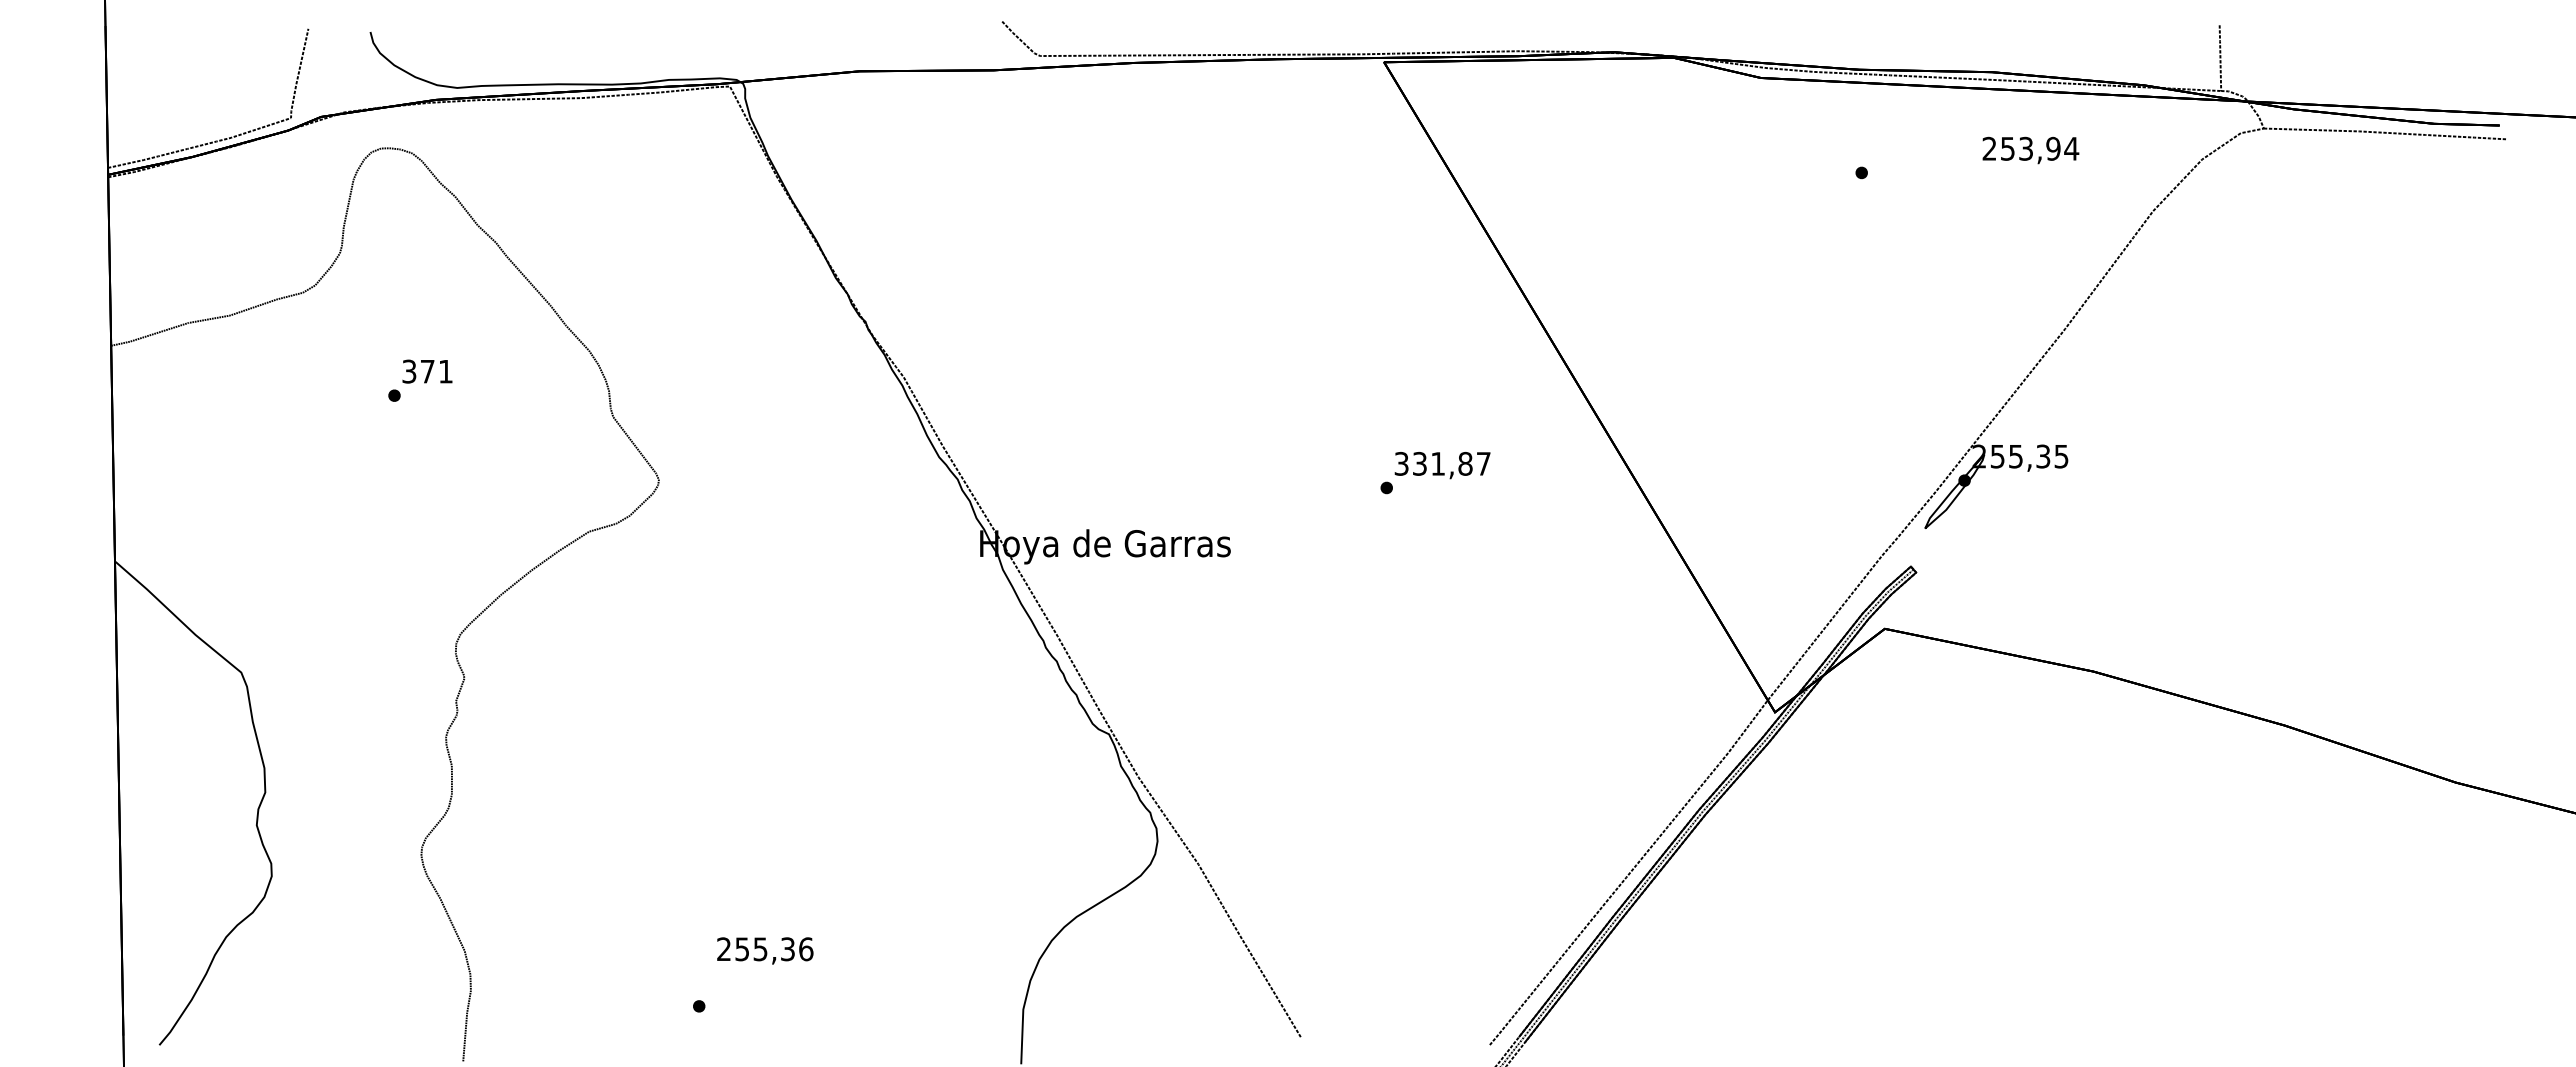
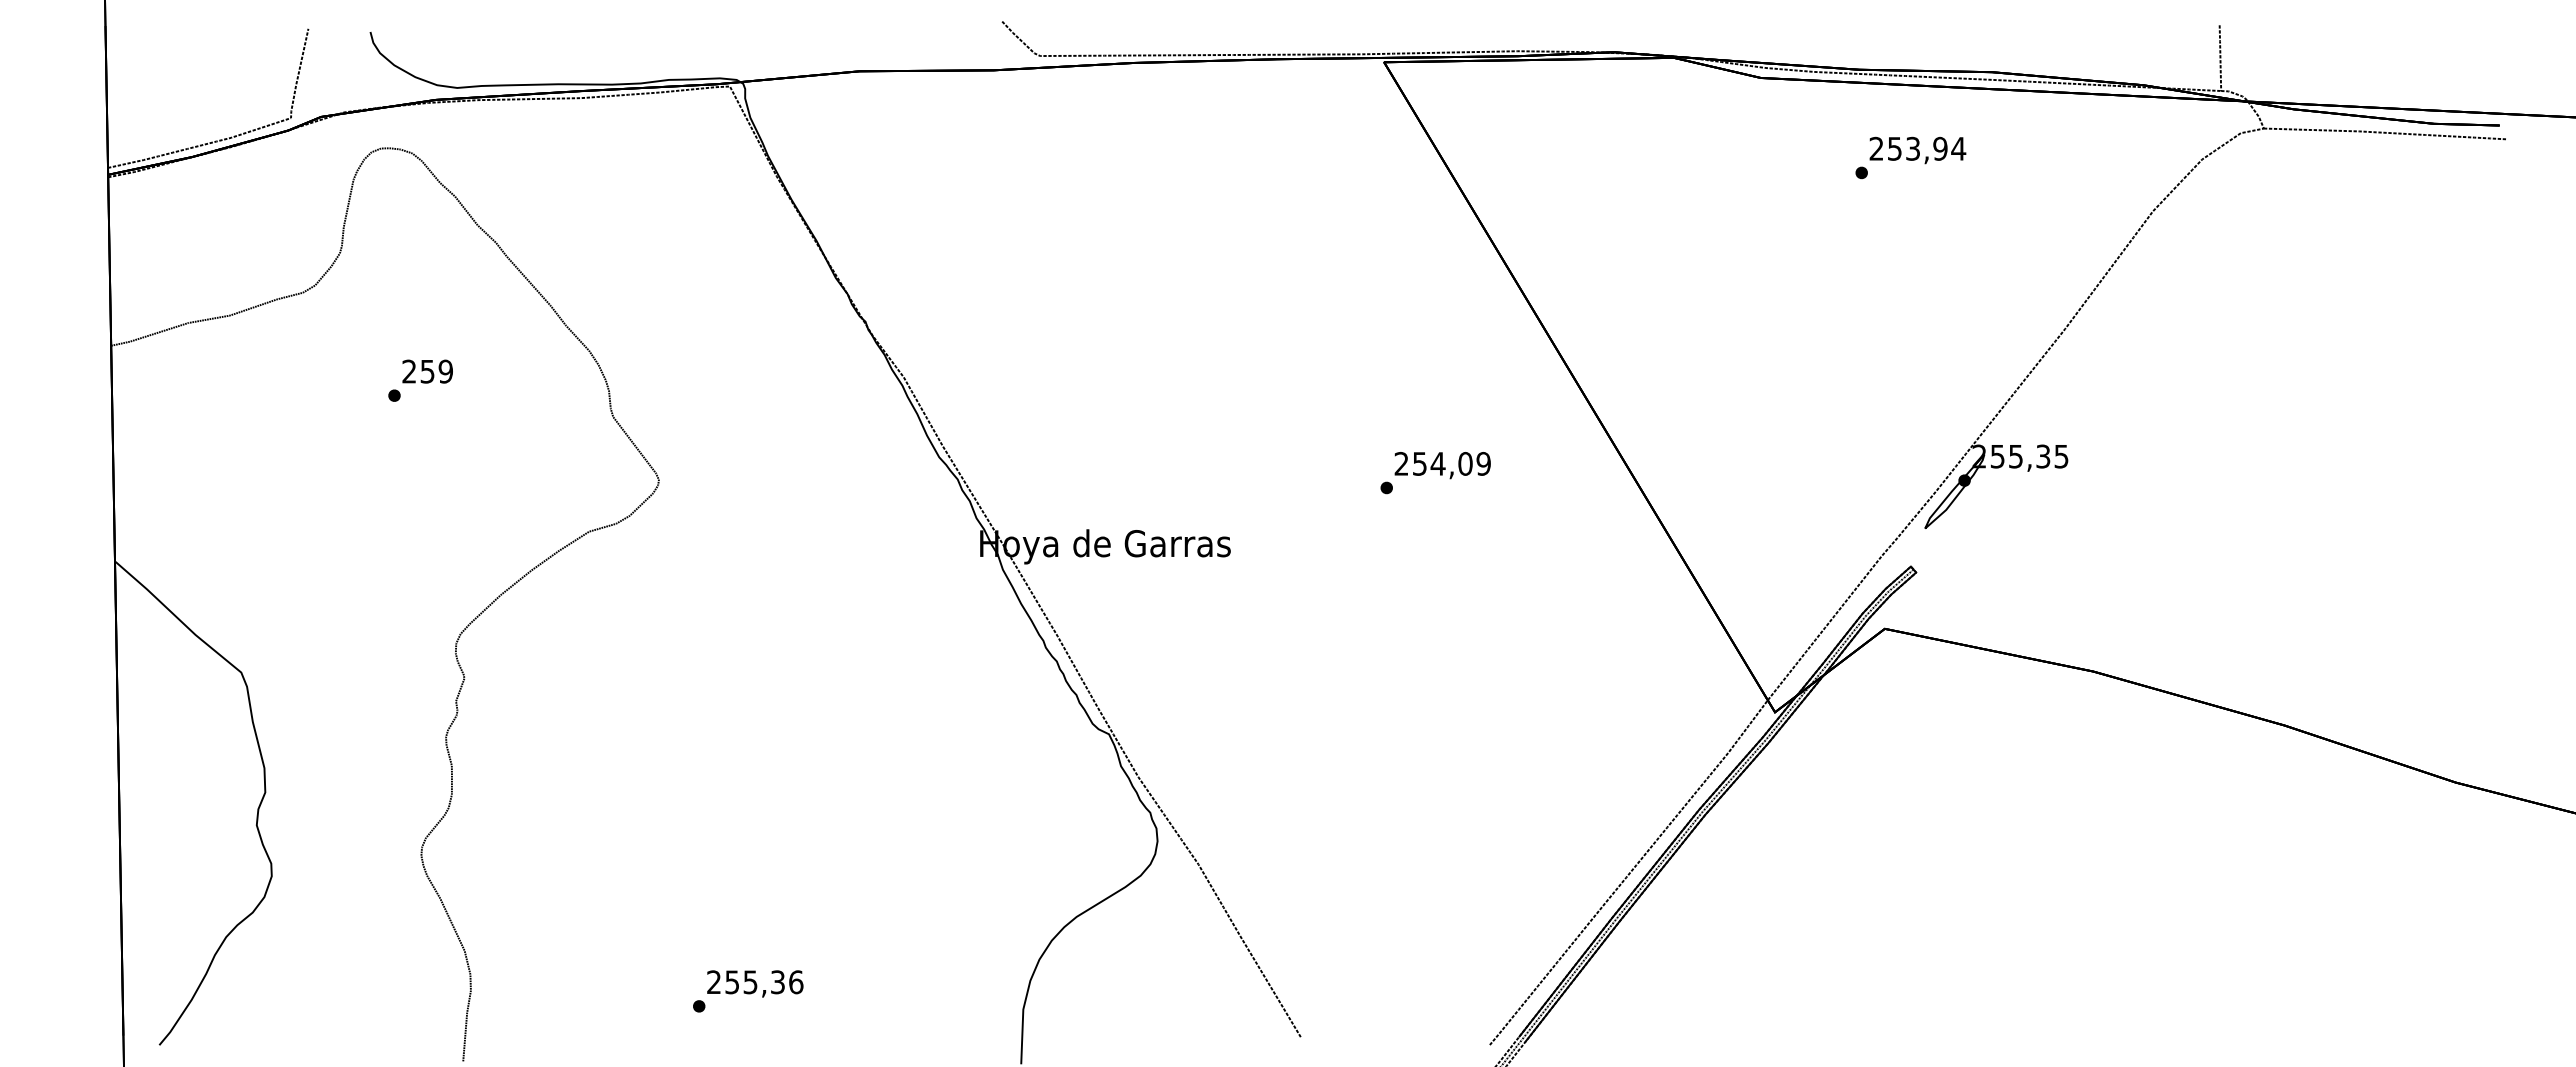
text position: (2030, 150) -> (1917, 150) (1917, 150)
text: 371 -> 259 (427, 371)
text: 331,87 -> 254,09 (1442, 463)
text position: (765, 950) -> (755, 983) (755, 983)
